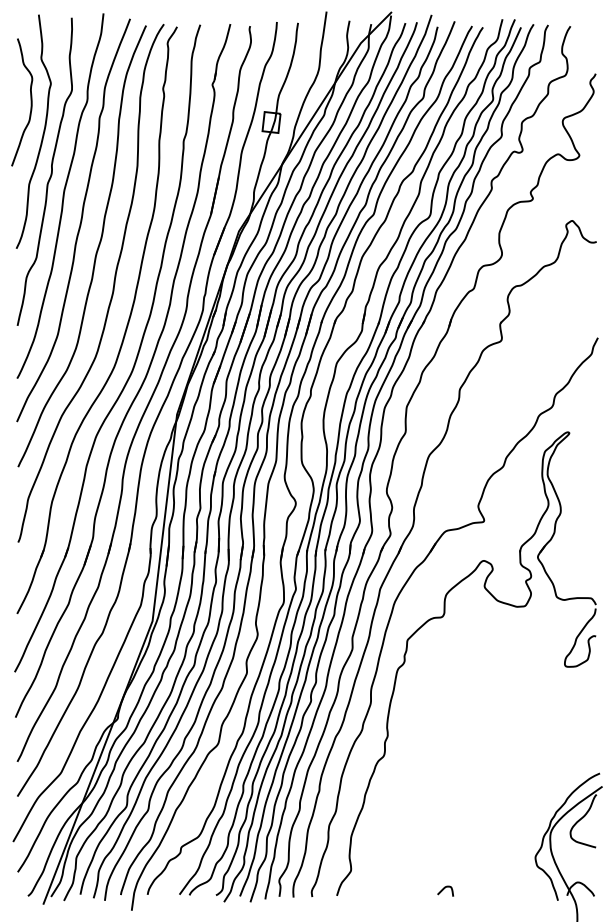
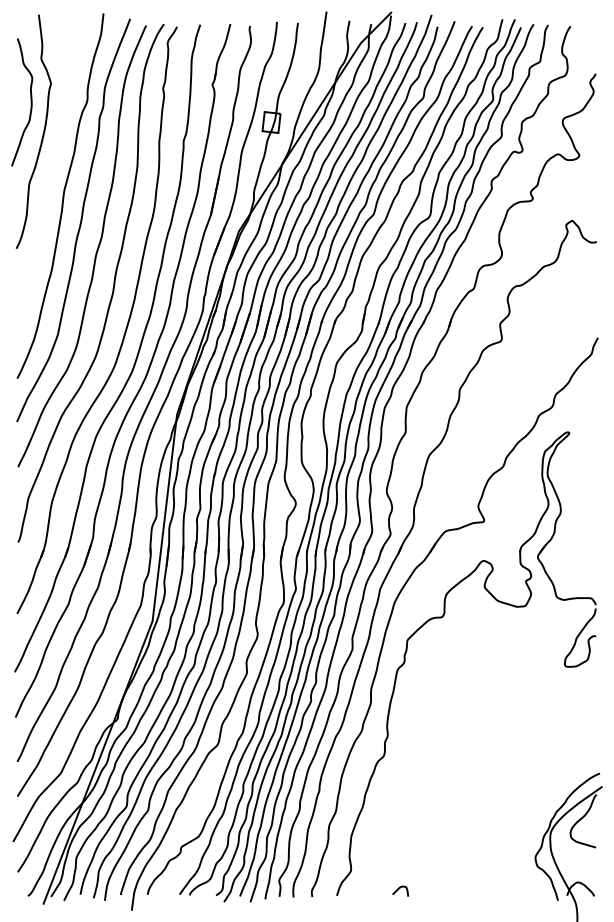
curve: present -> none (50, 173)
curve position: (444, 889) -> (399, 889) (399, 889)
